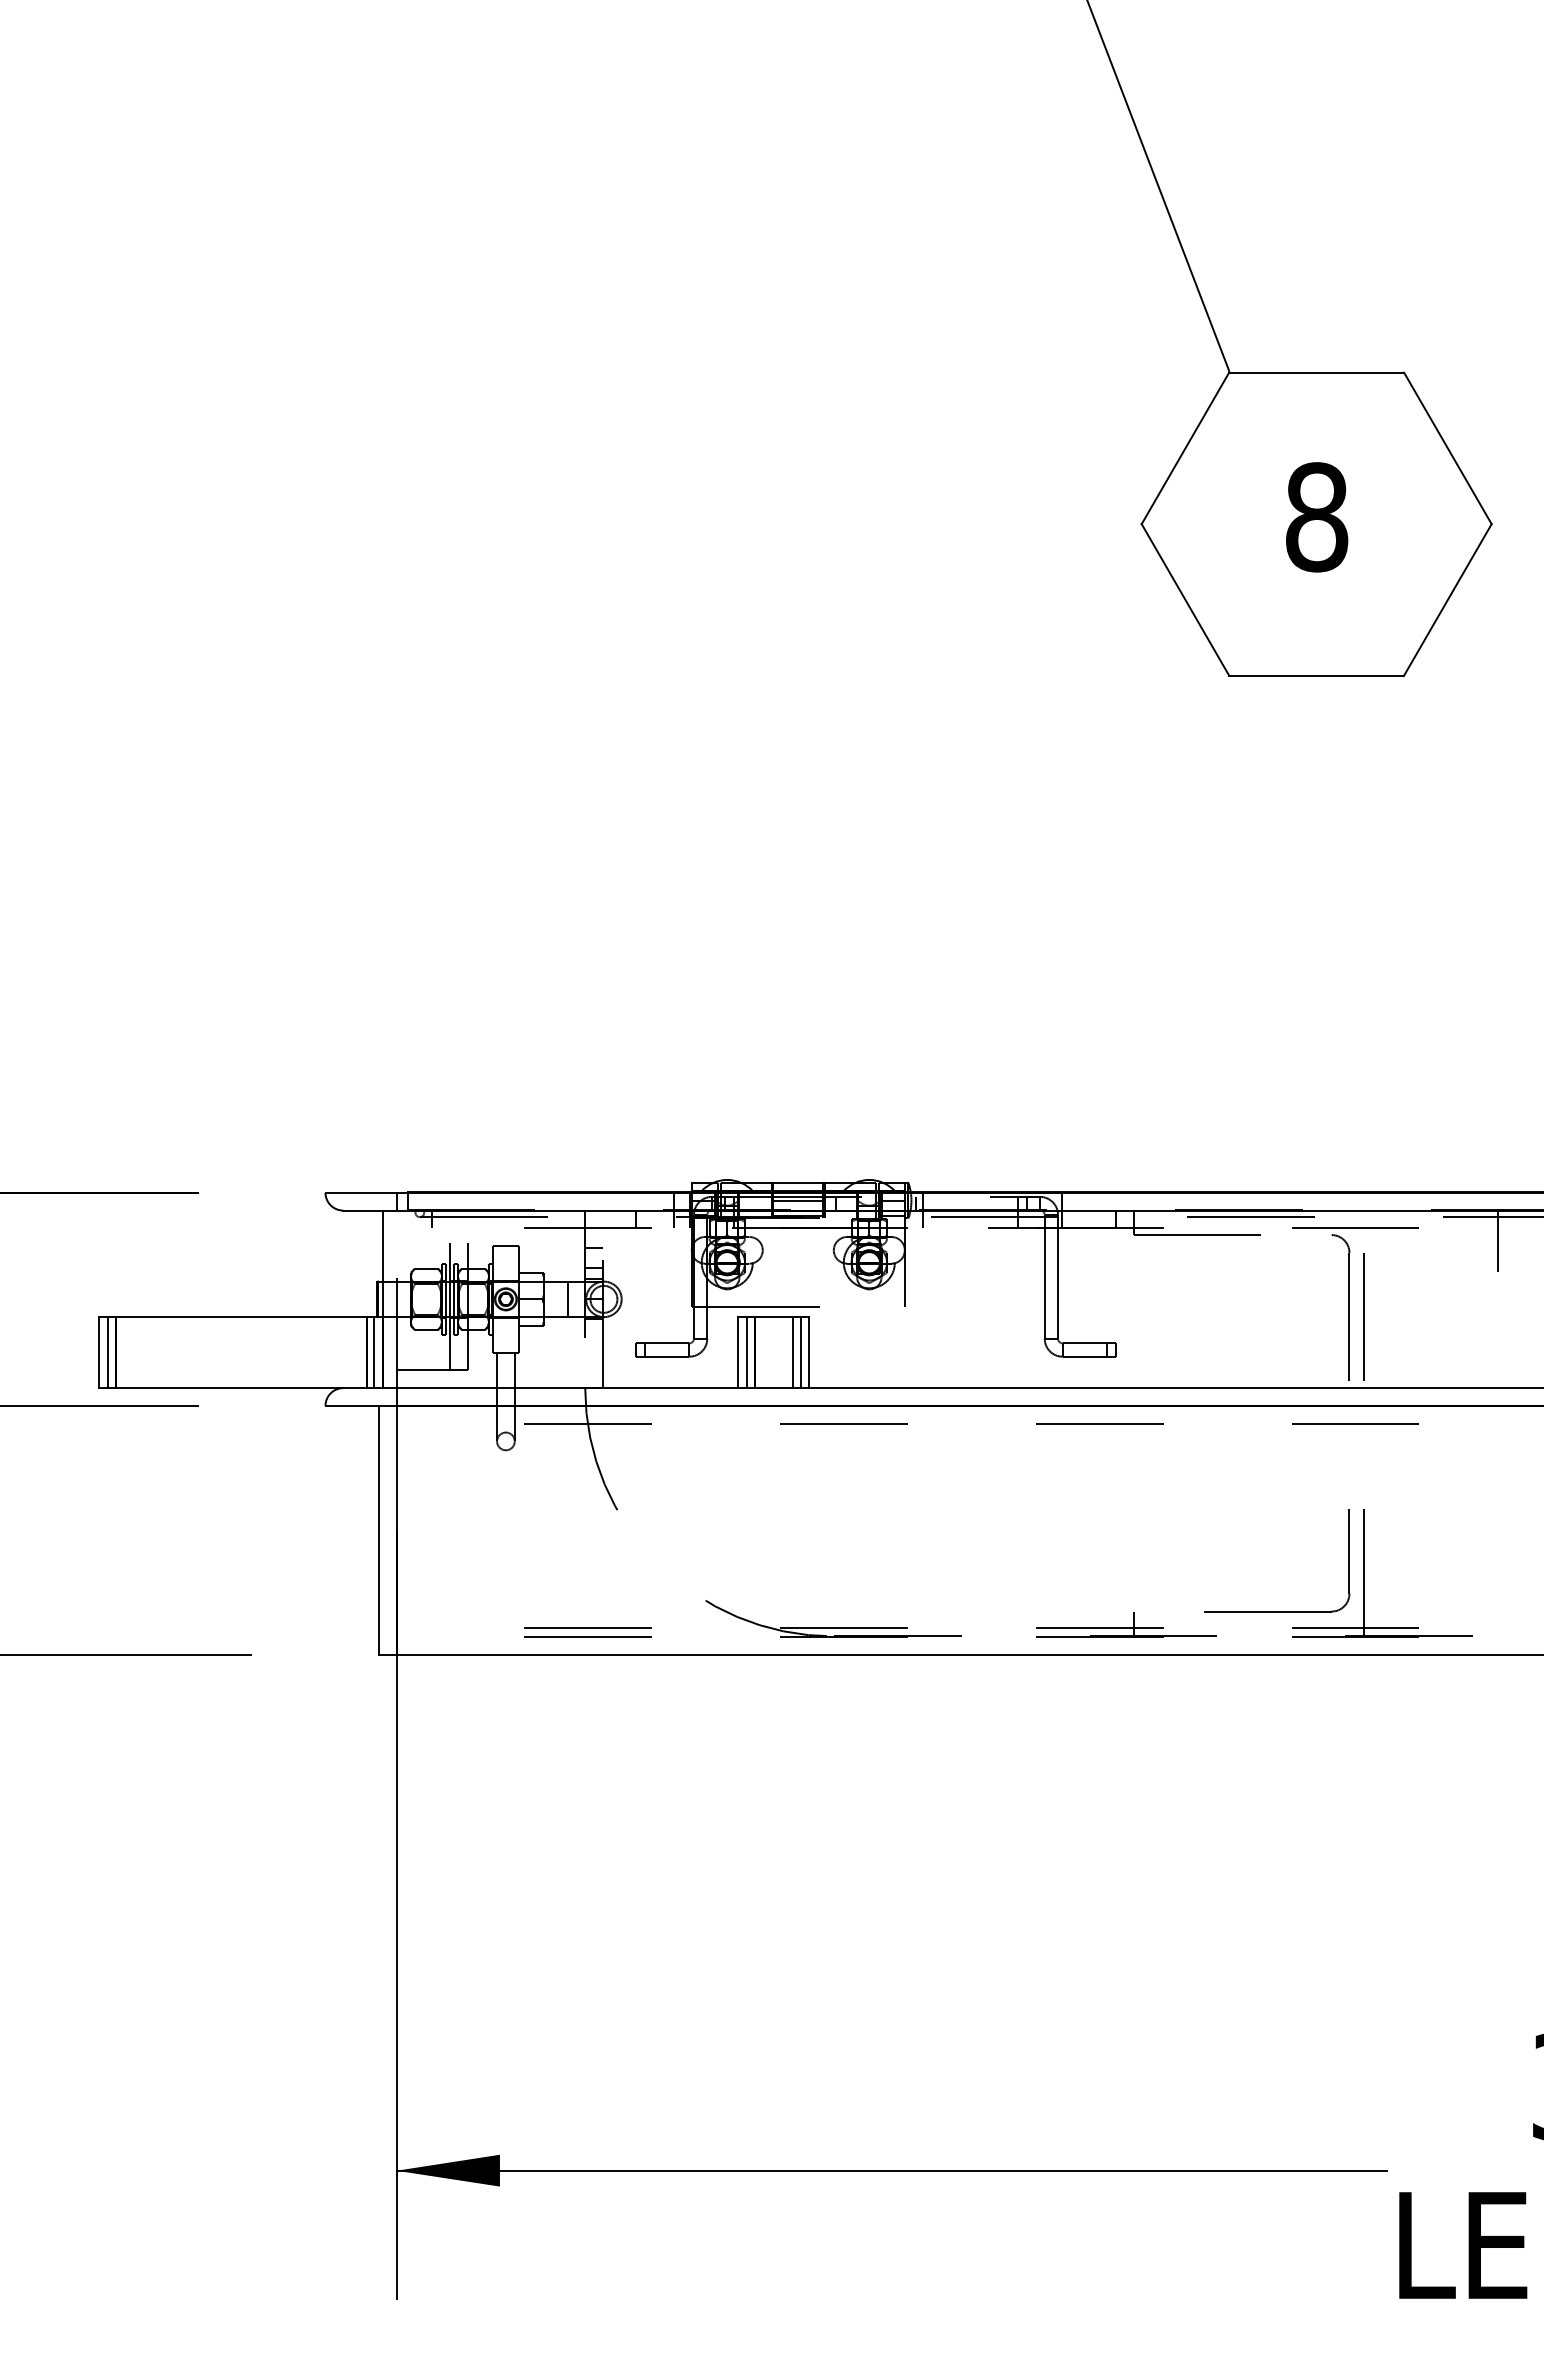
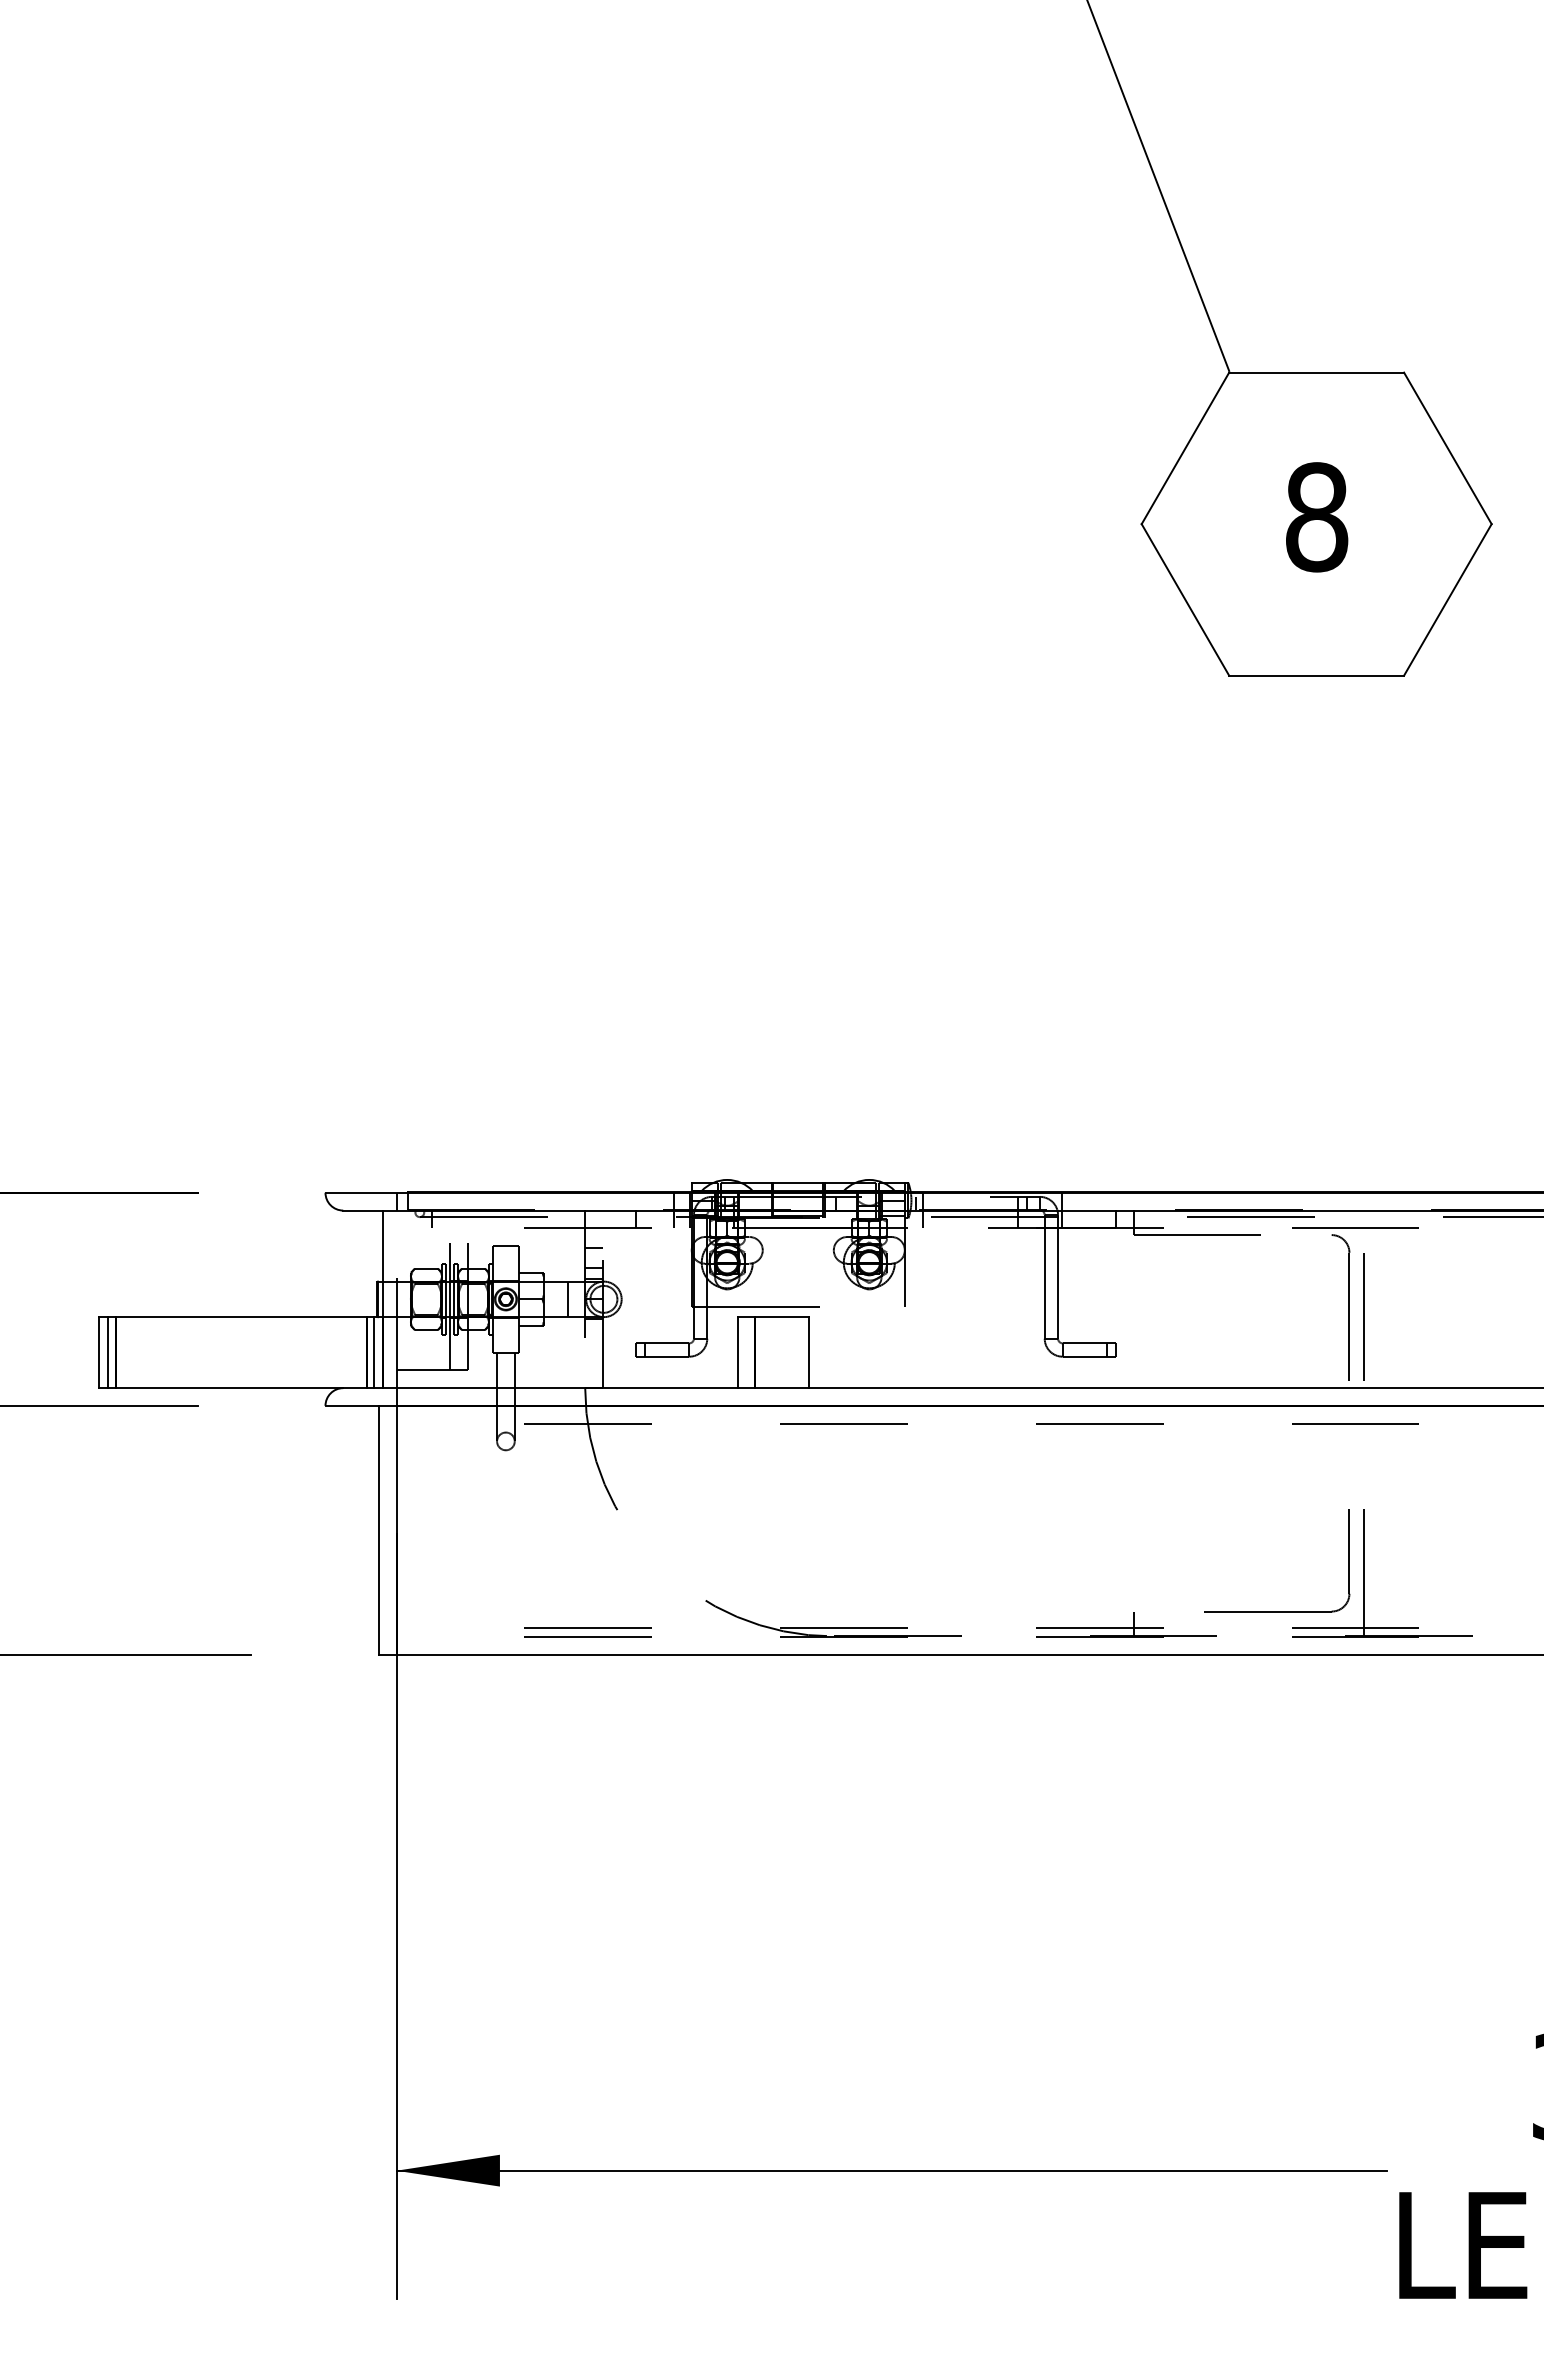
line: present -> none (798, 1200)
line: present -> none (1497, 1241)
line: present -> none (747, 1352)
line: present -> none (792, 1352)
line: present -> none (800, 1352)
